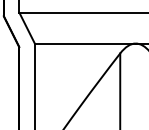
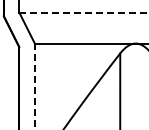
line: solid -> dashed (84, 12)
line: solid -> dashed (34, 86)
